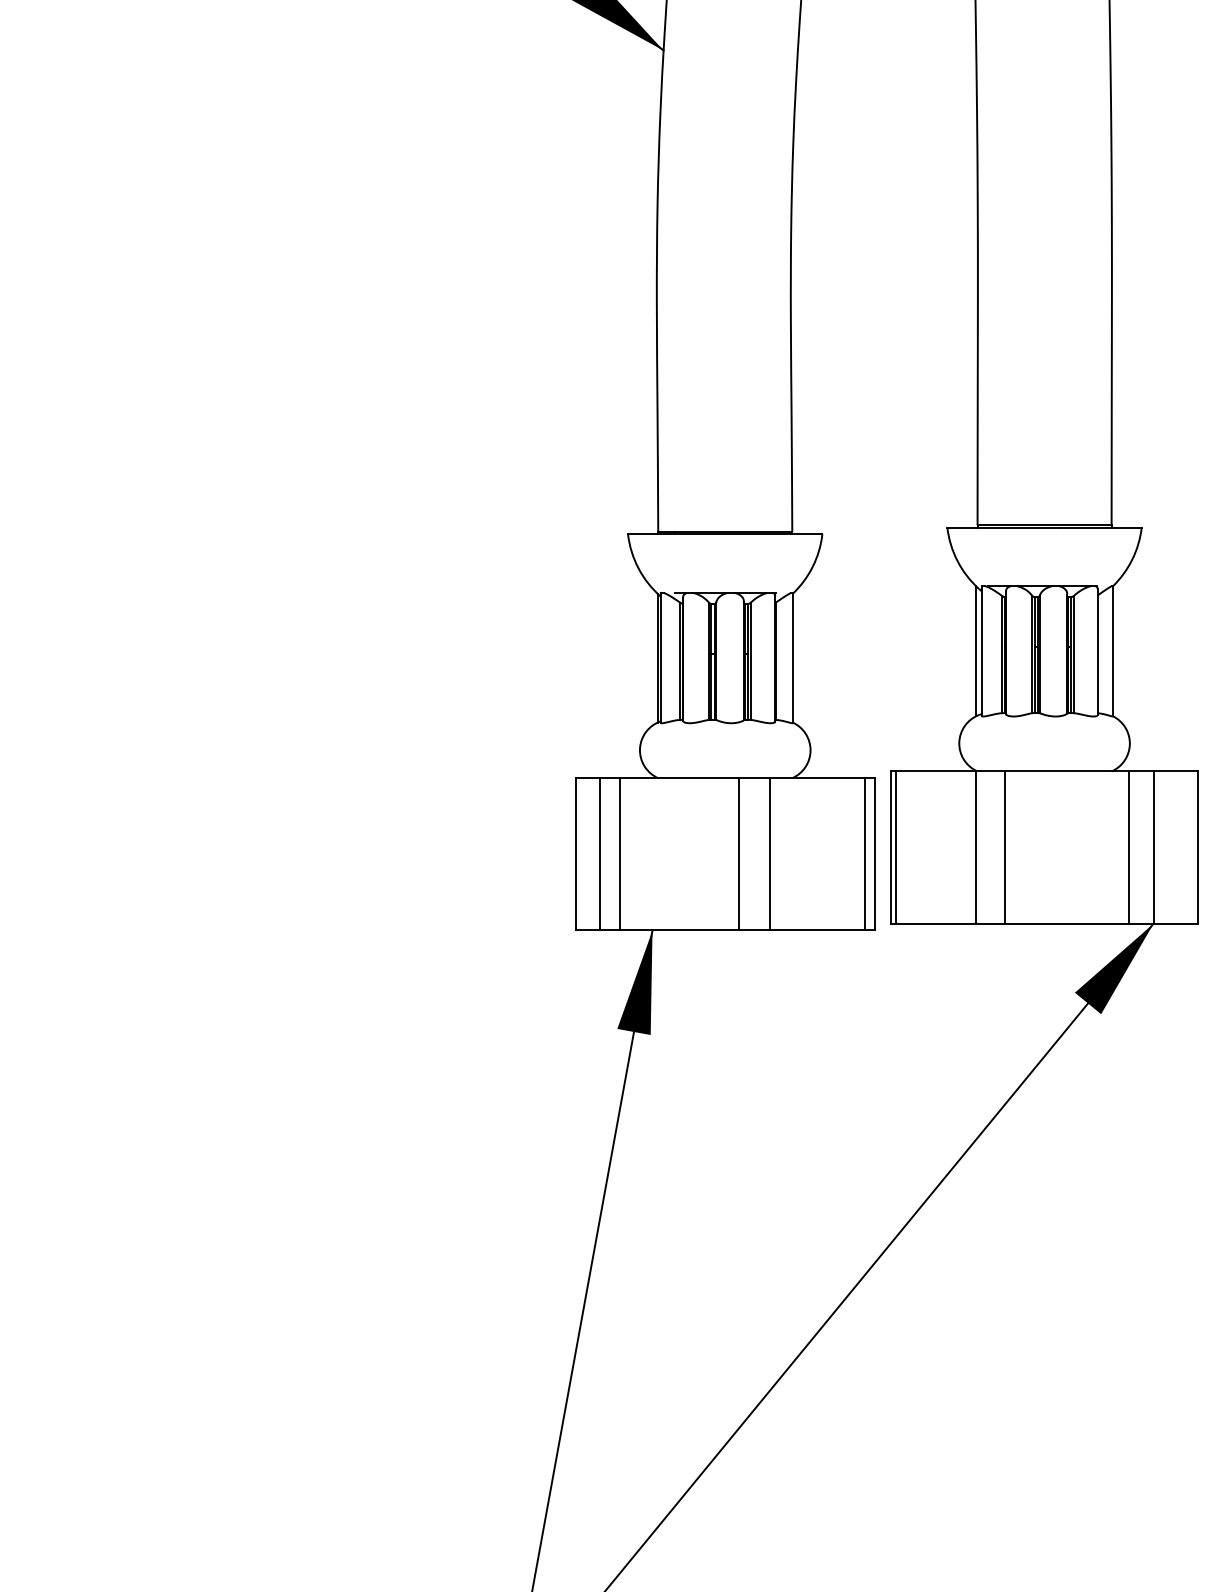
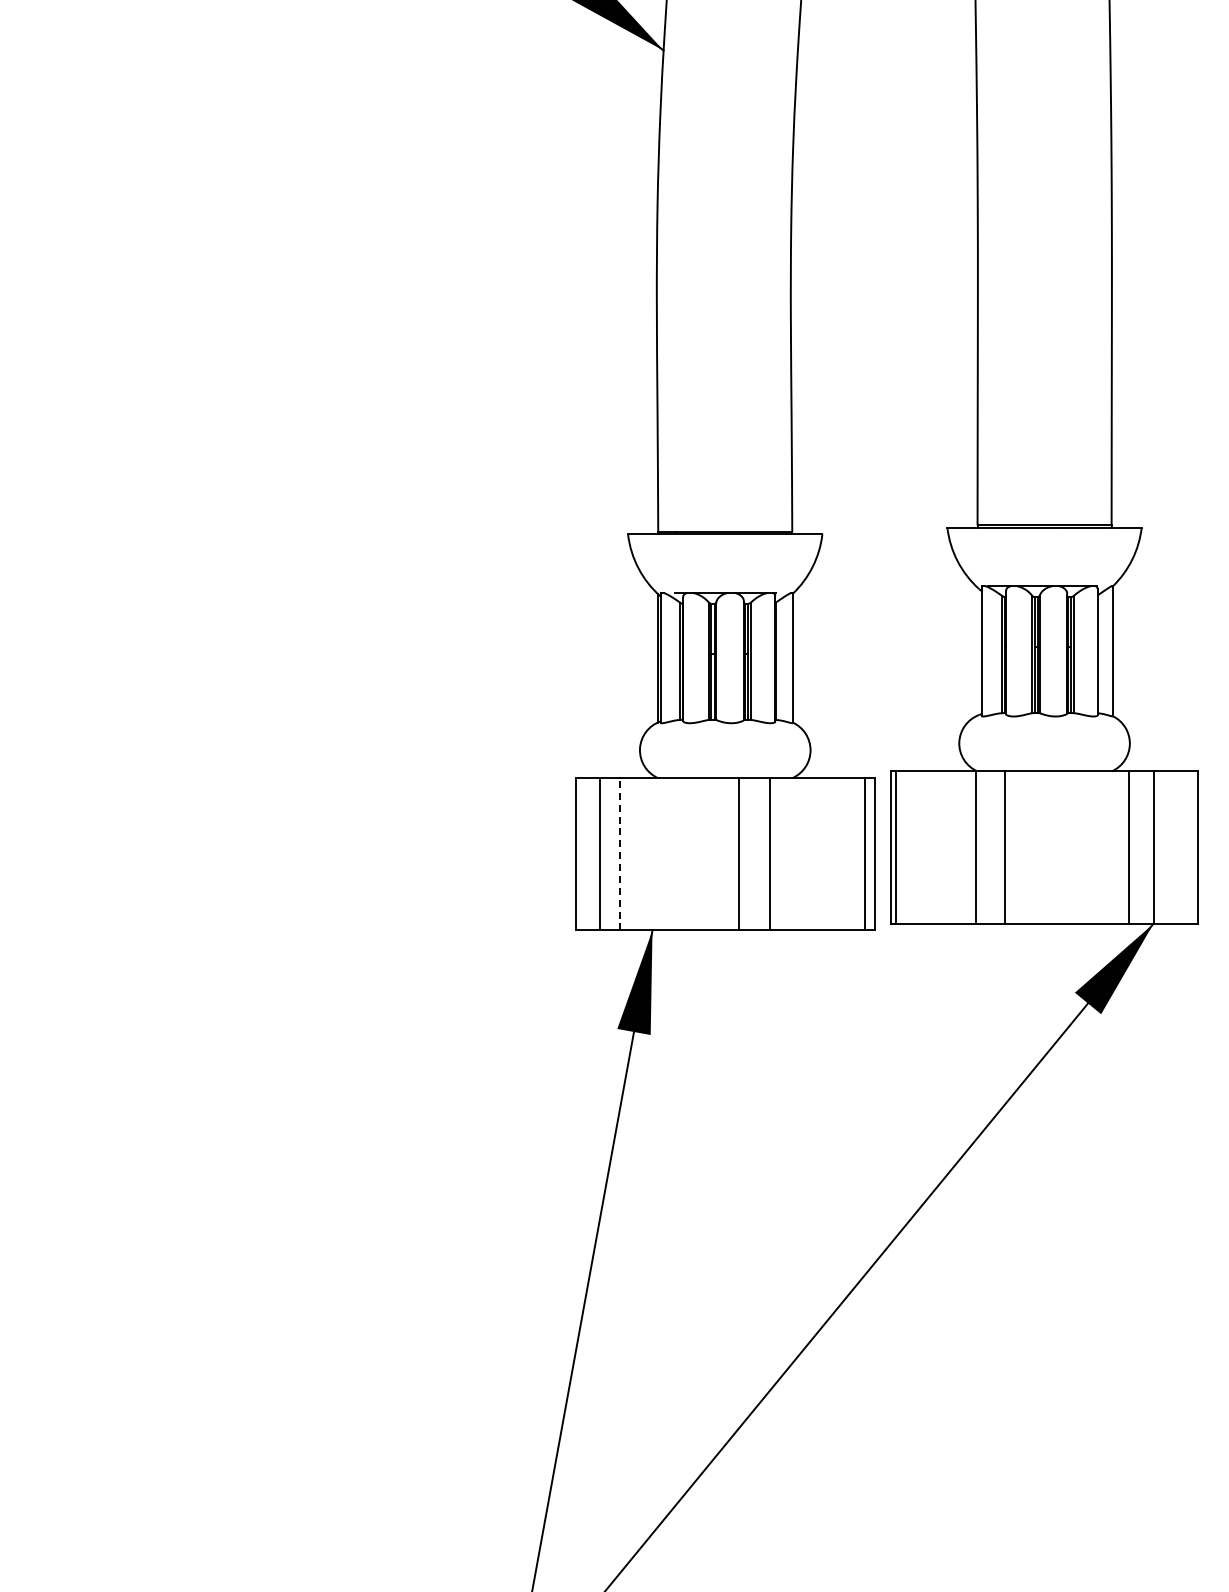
line: present -> none (976, 651)
line: solid -> dashed (620, 853)
